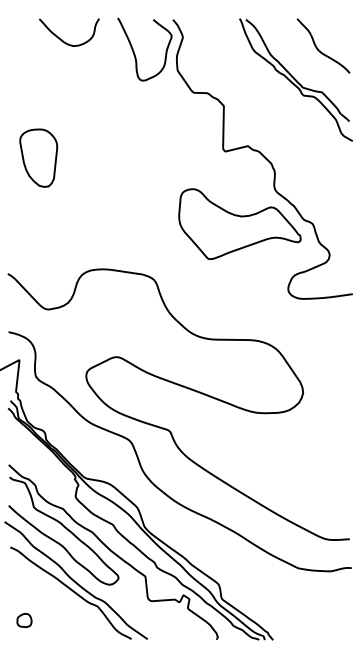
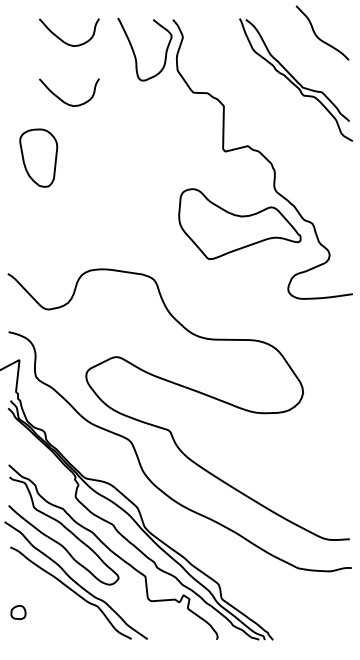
part position: (323, 45) -> (322, 32) (322, 32)
curve: none -> present (62, 99)
part position: (24, 620) -> (18, 612) (18, 612)
